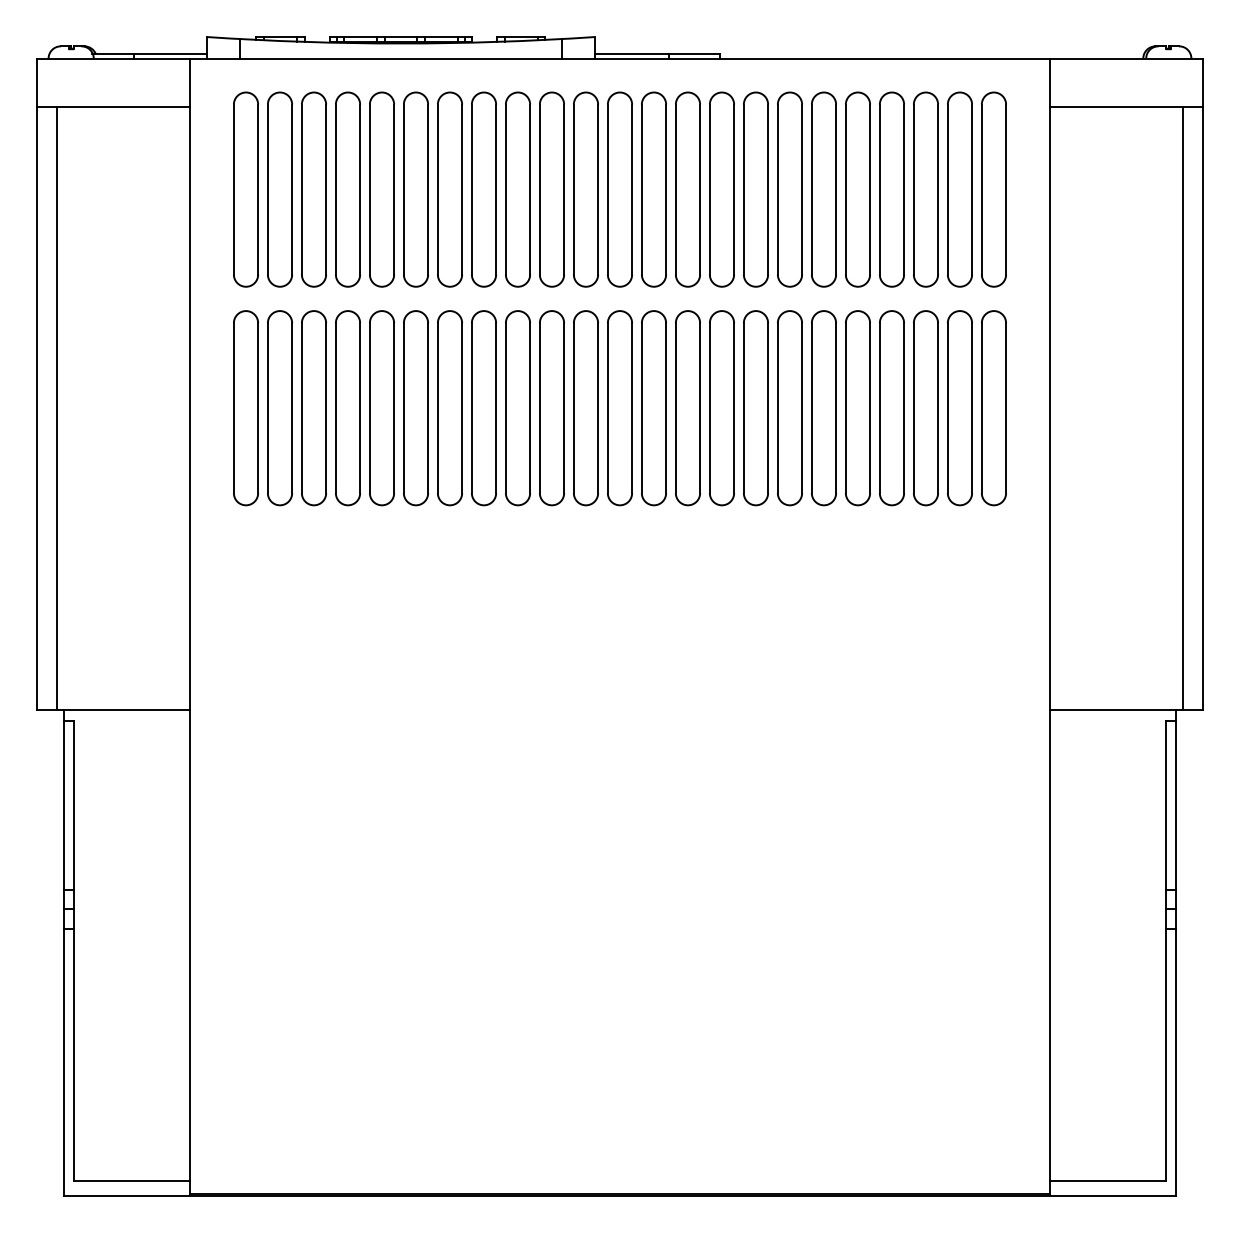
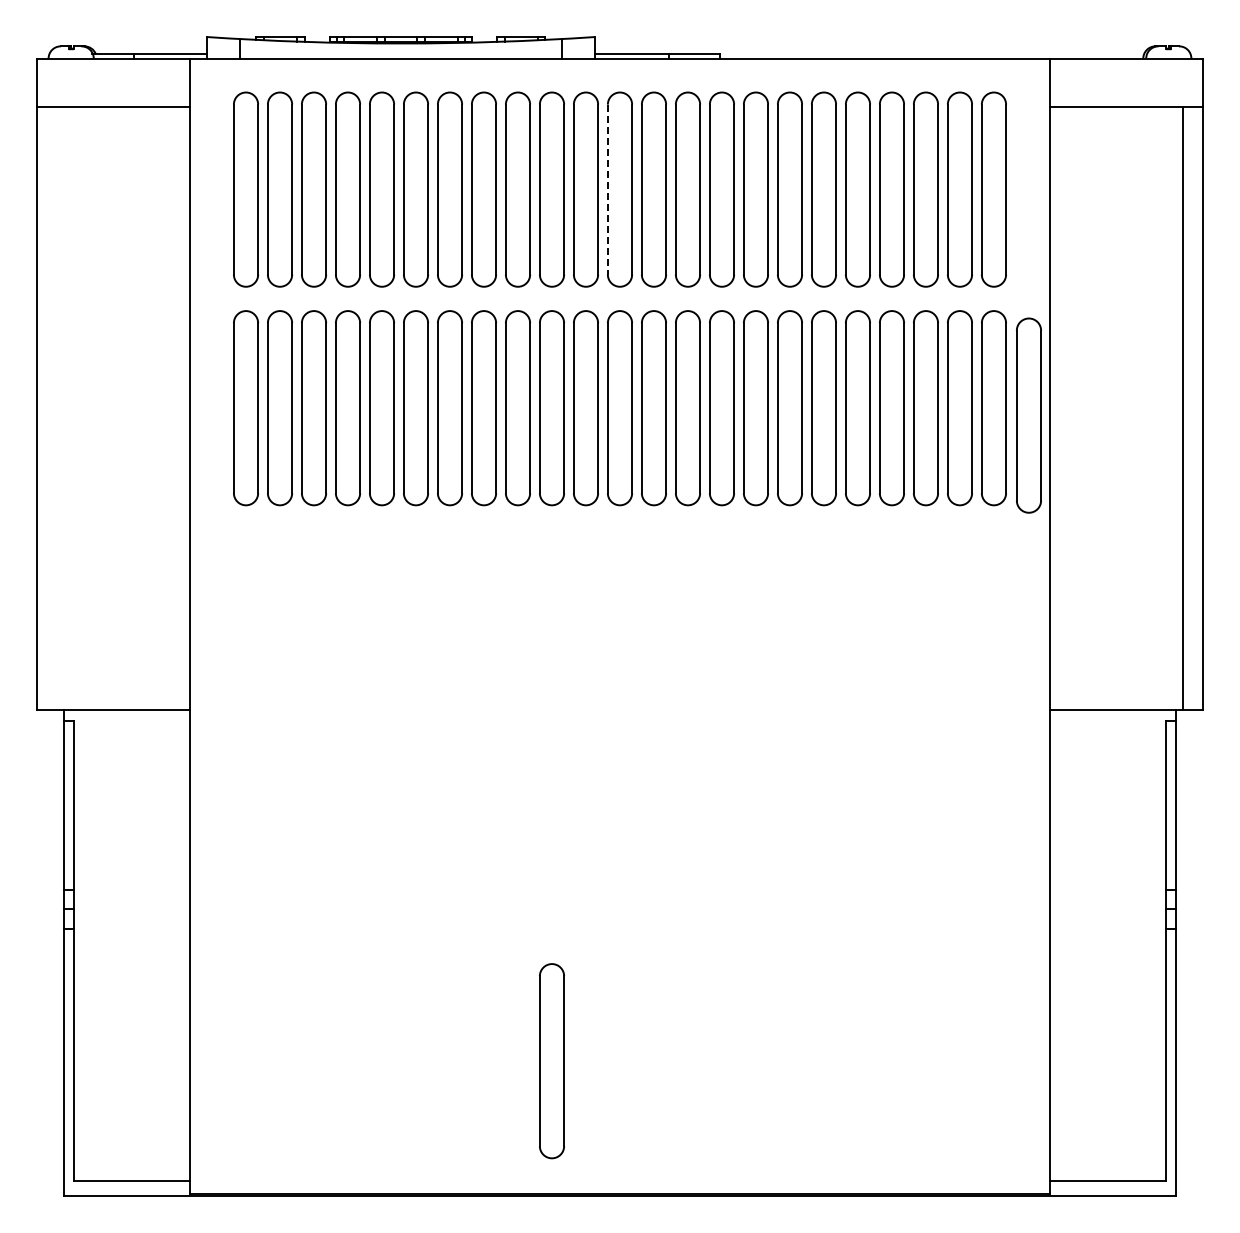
line: solid -> dashed (607, 189)
line: present -> none (56, 408)
part: none -> present (1028, 415)
part: none -> present (551, 1061)
